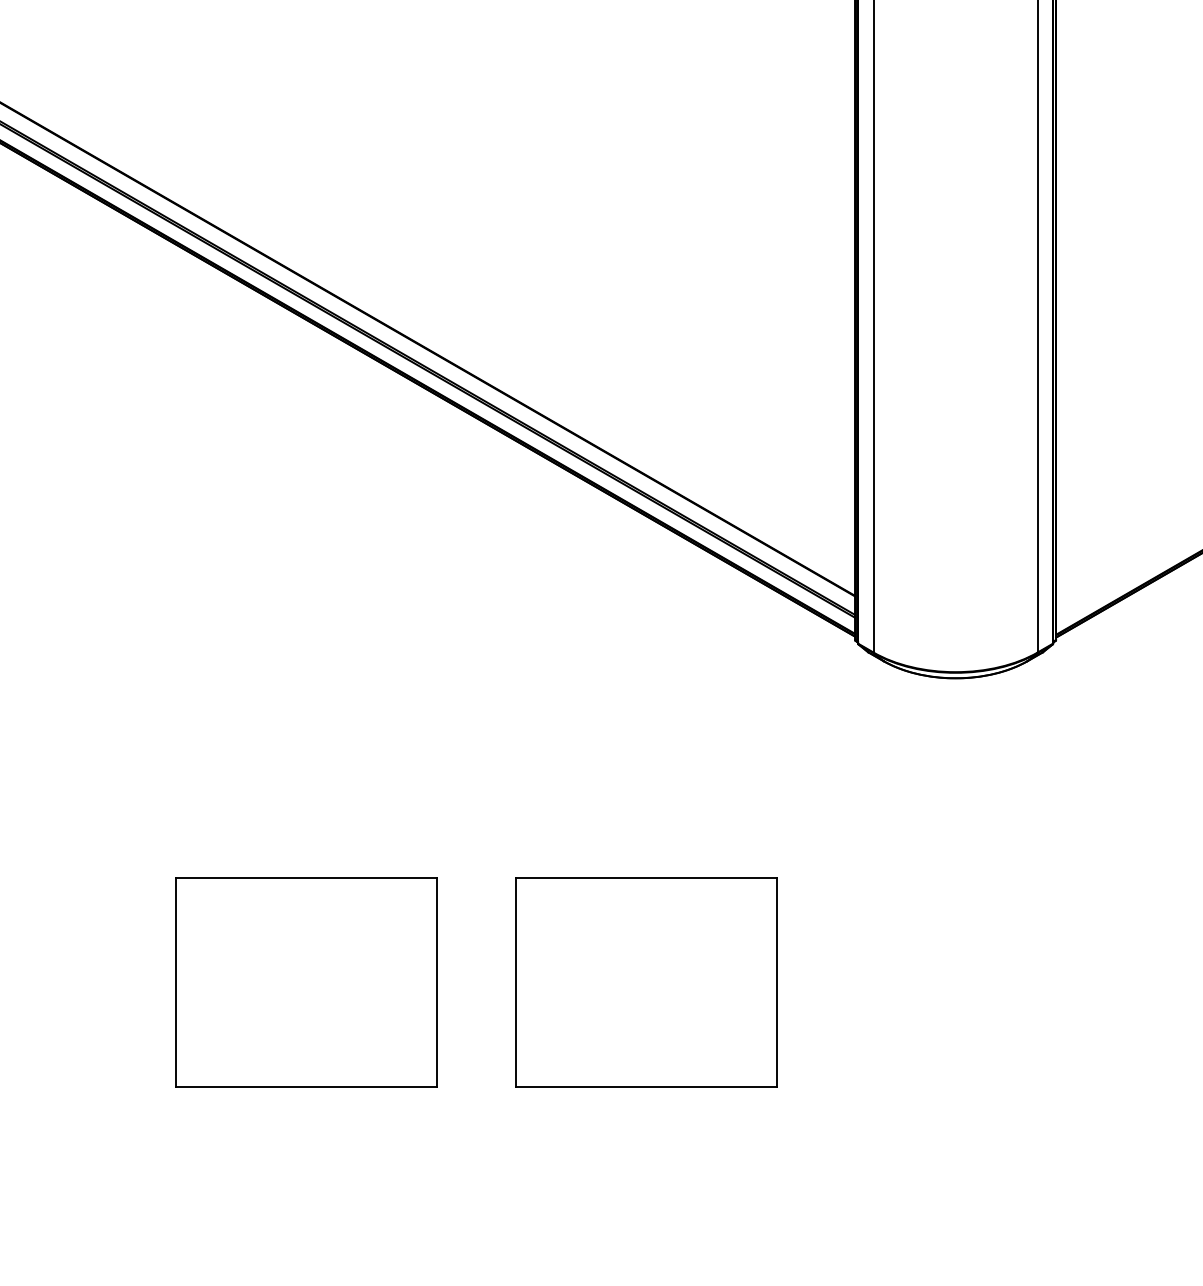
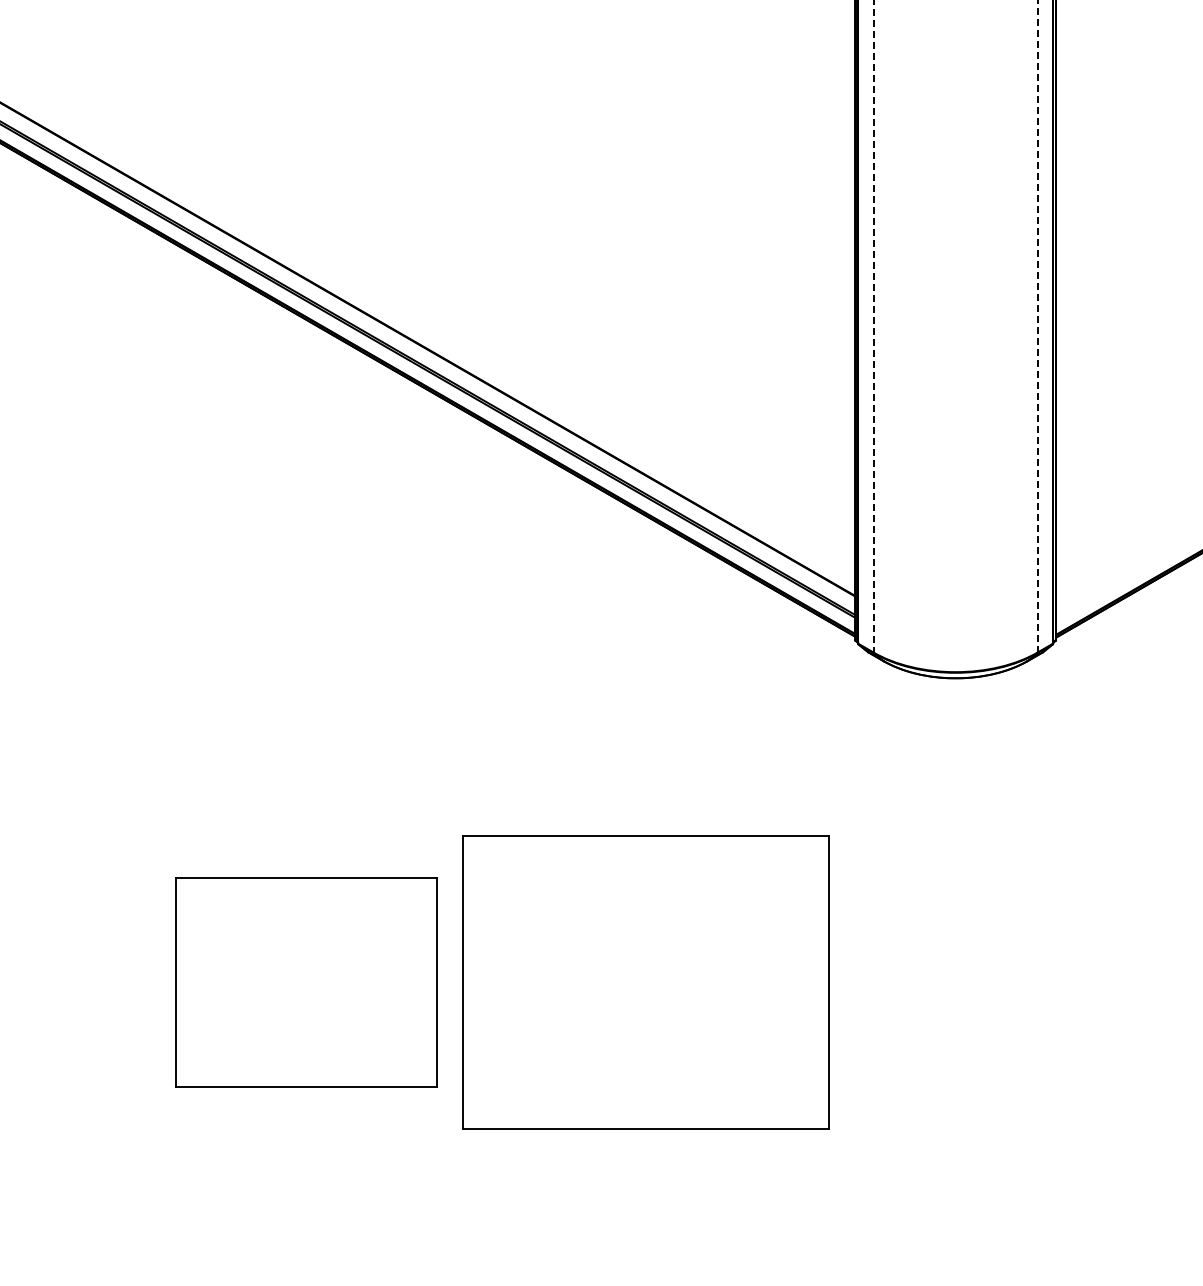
line: solid -> dashed (873, 326)
line: solid -> dashed (1037, 326)
part size: 263x211 px -> 368x295 px (645, 982)
